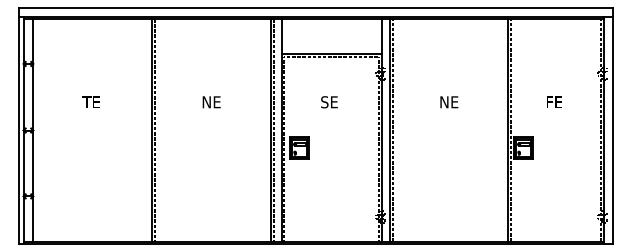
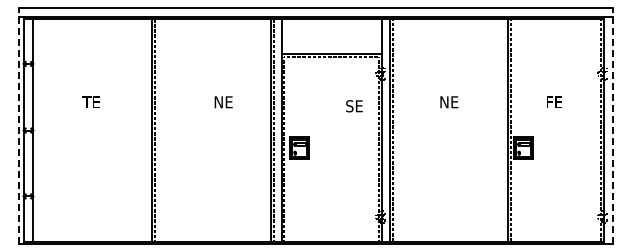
text position: (211, 102) -> (223, 102) (223, 102)
text position: (329, 102) -> (354, 106) (354, 106)
line: solid -> dashed (18, 125)
line: solid -> dashed (613, 125)
